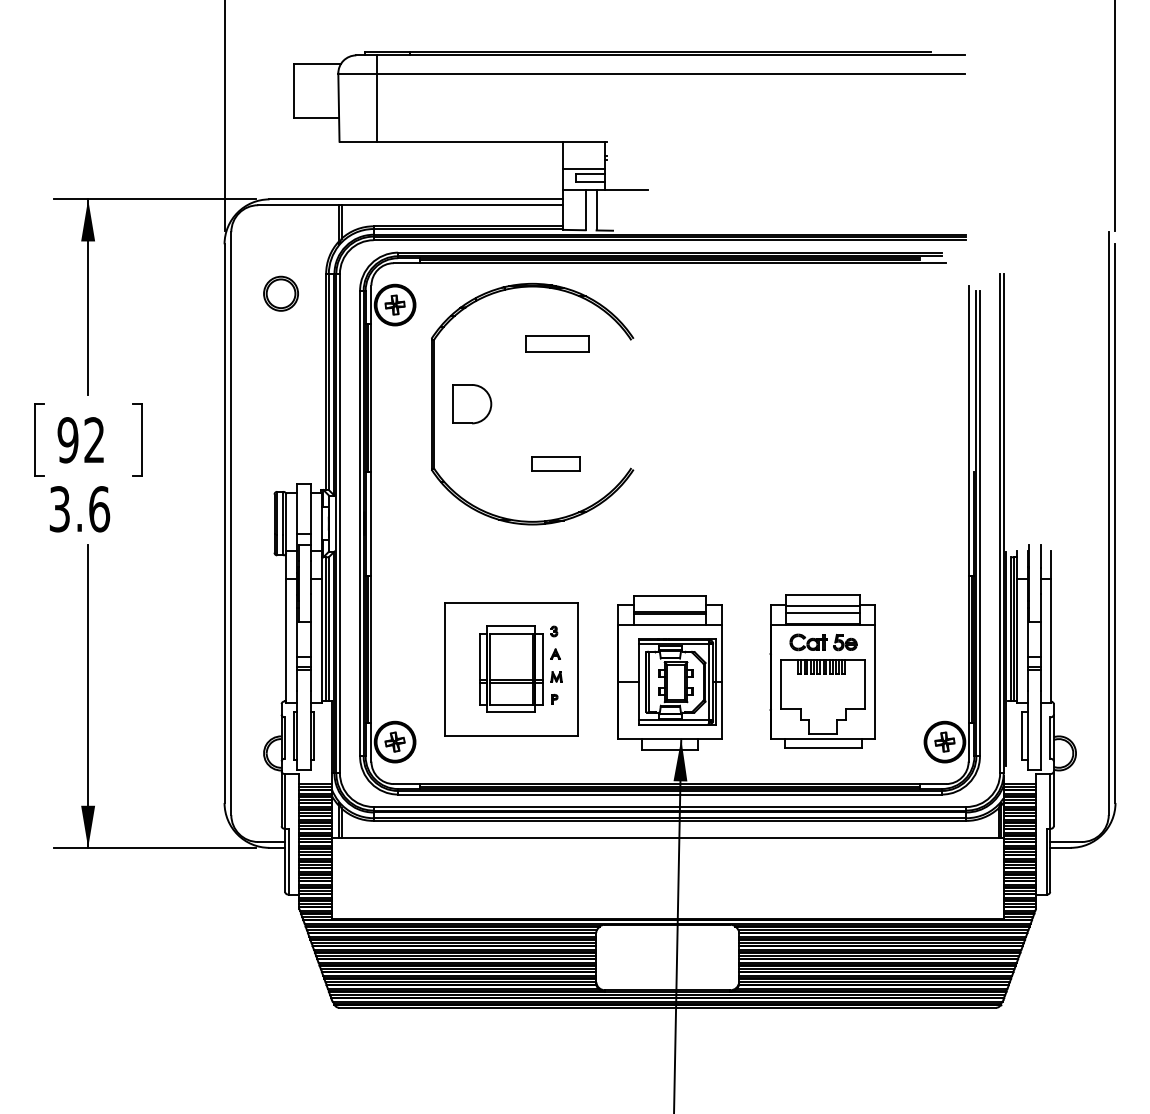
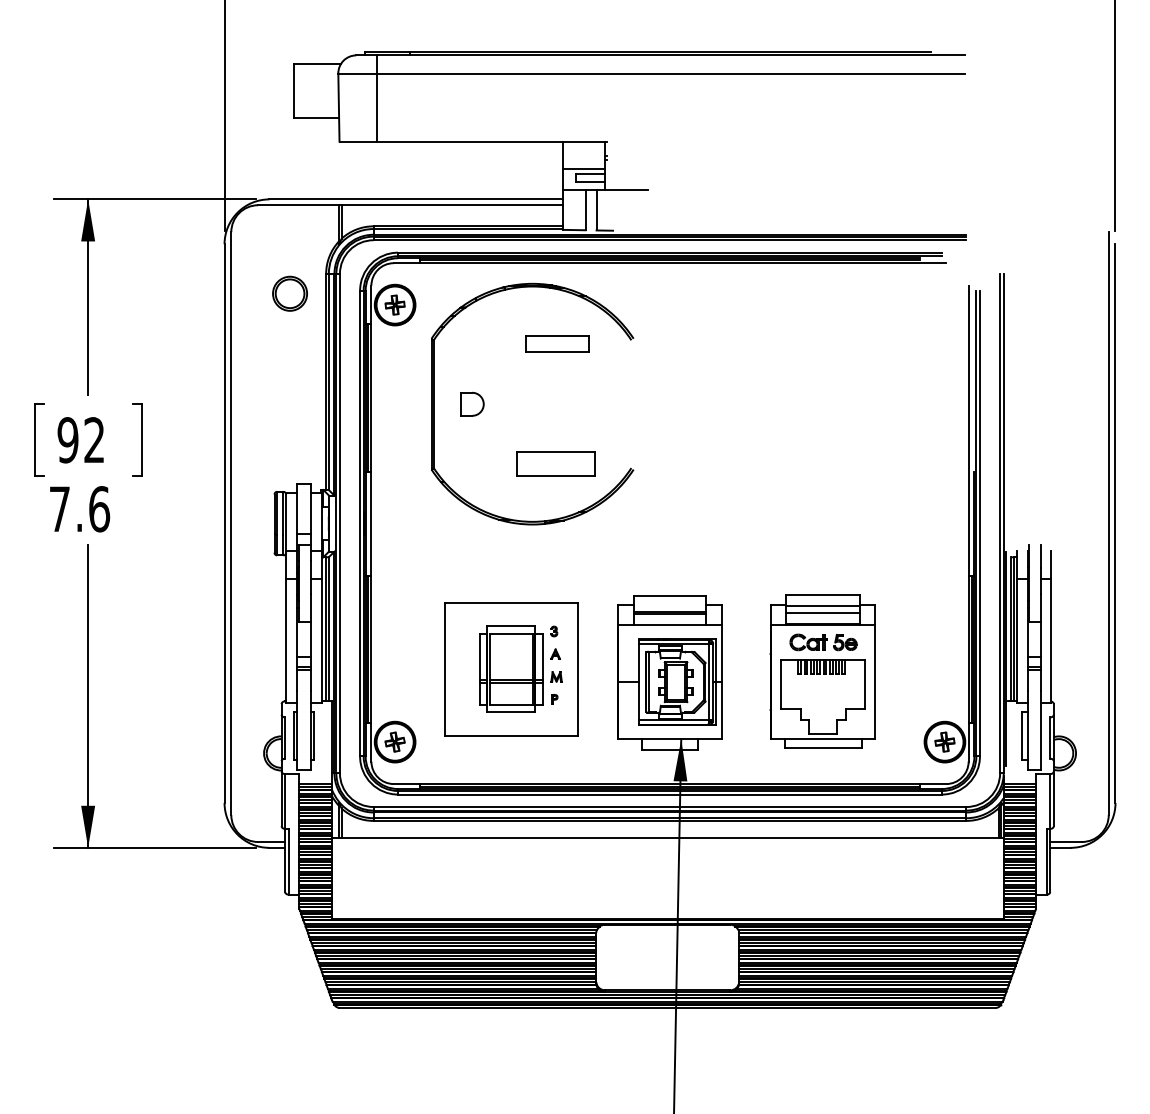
part position: (280, 293) -> (289, 293) (289, 293)
part size: 41x41 px -> 25x26 px (472, 403)
part size: 50x16 px -> 80x26 px (555, 463)
text: 3.6 -> 7.6 (59, 509)
